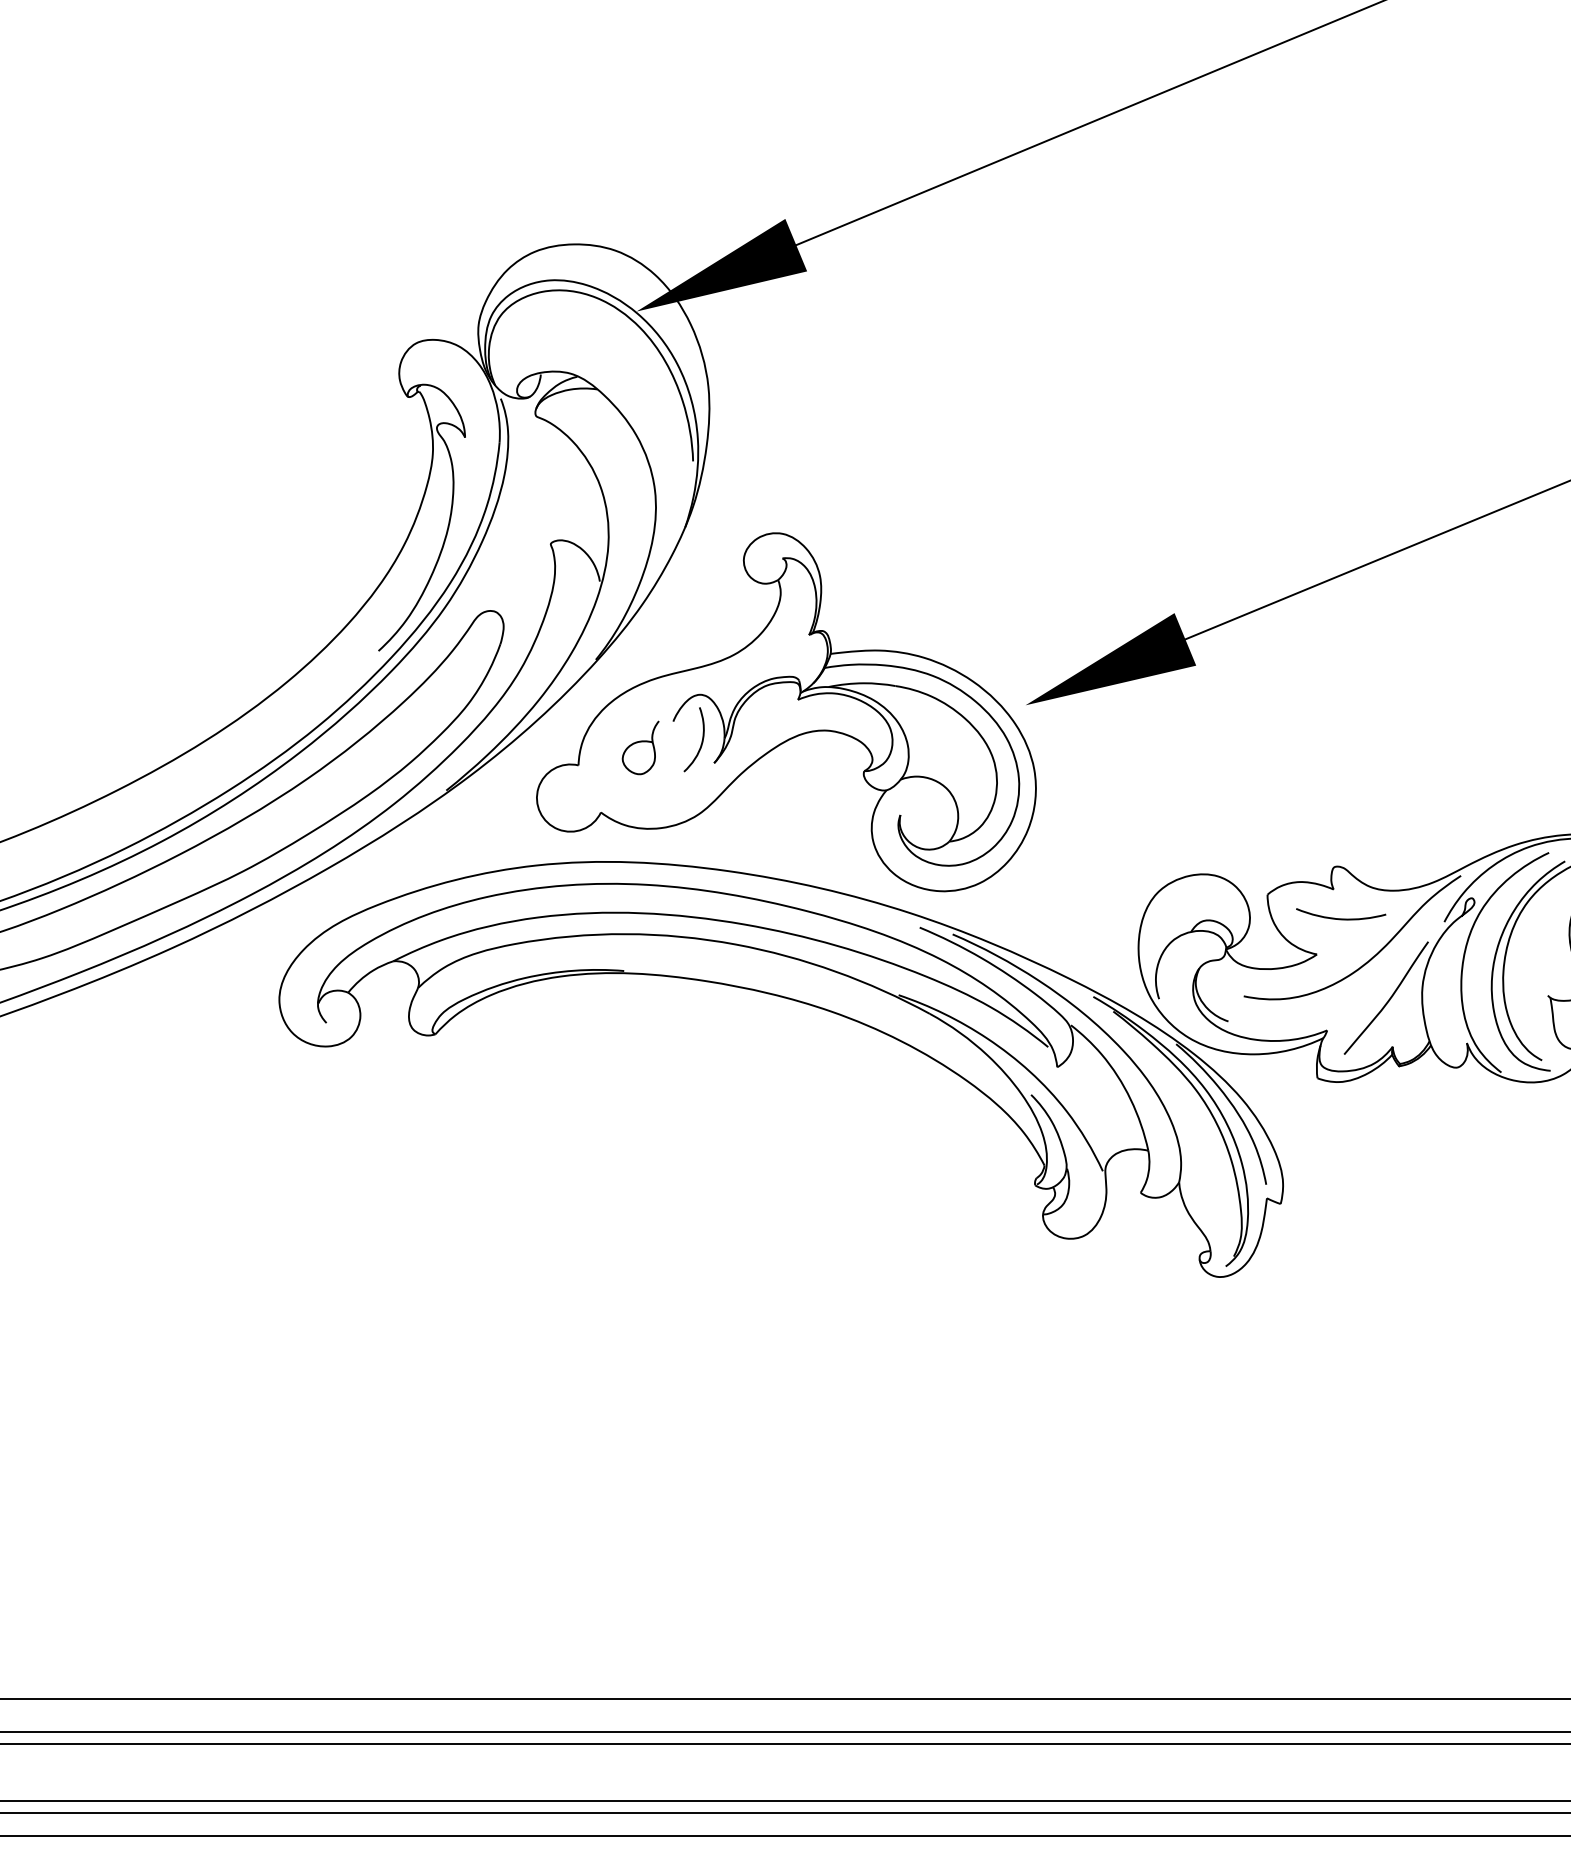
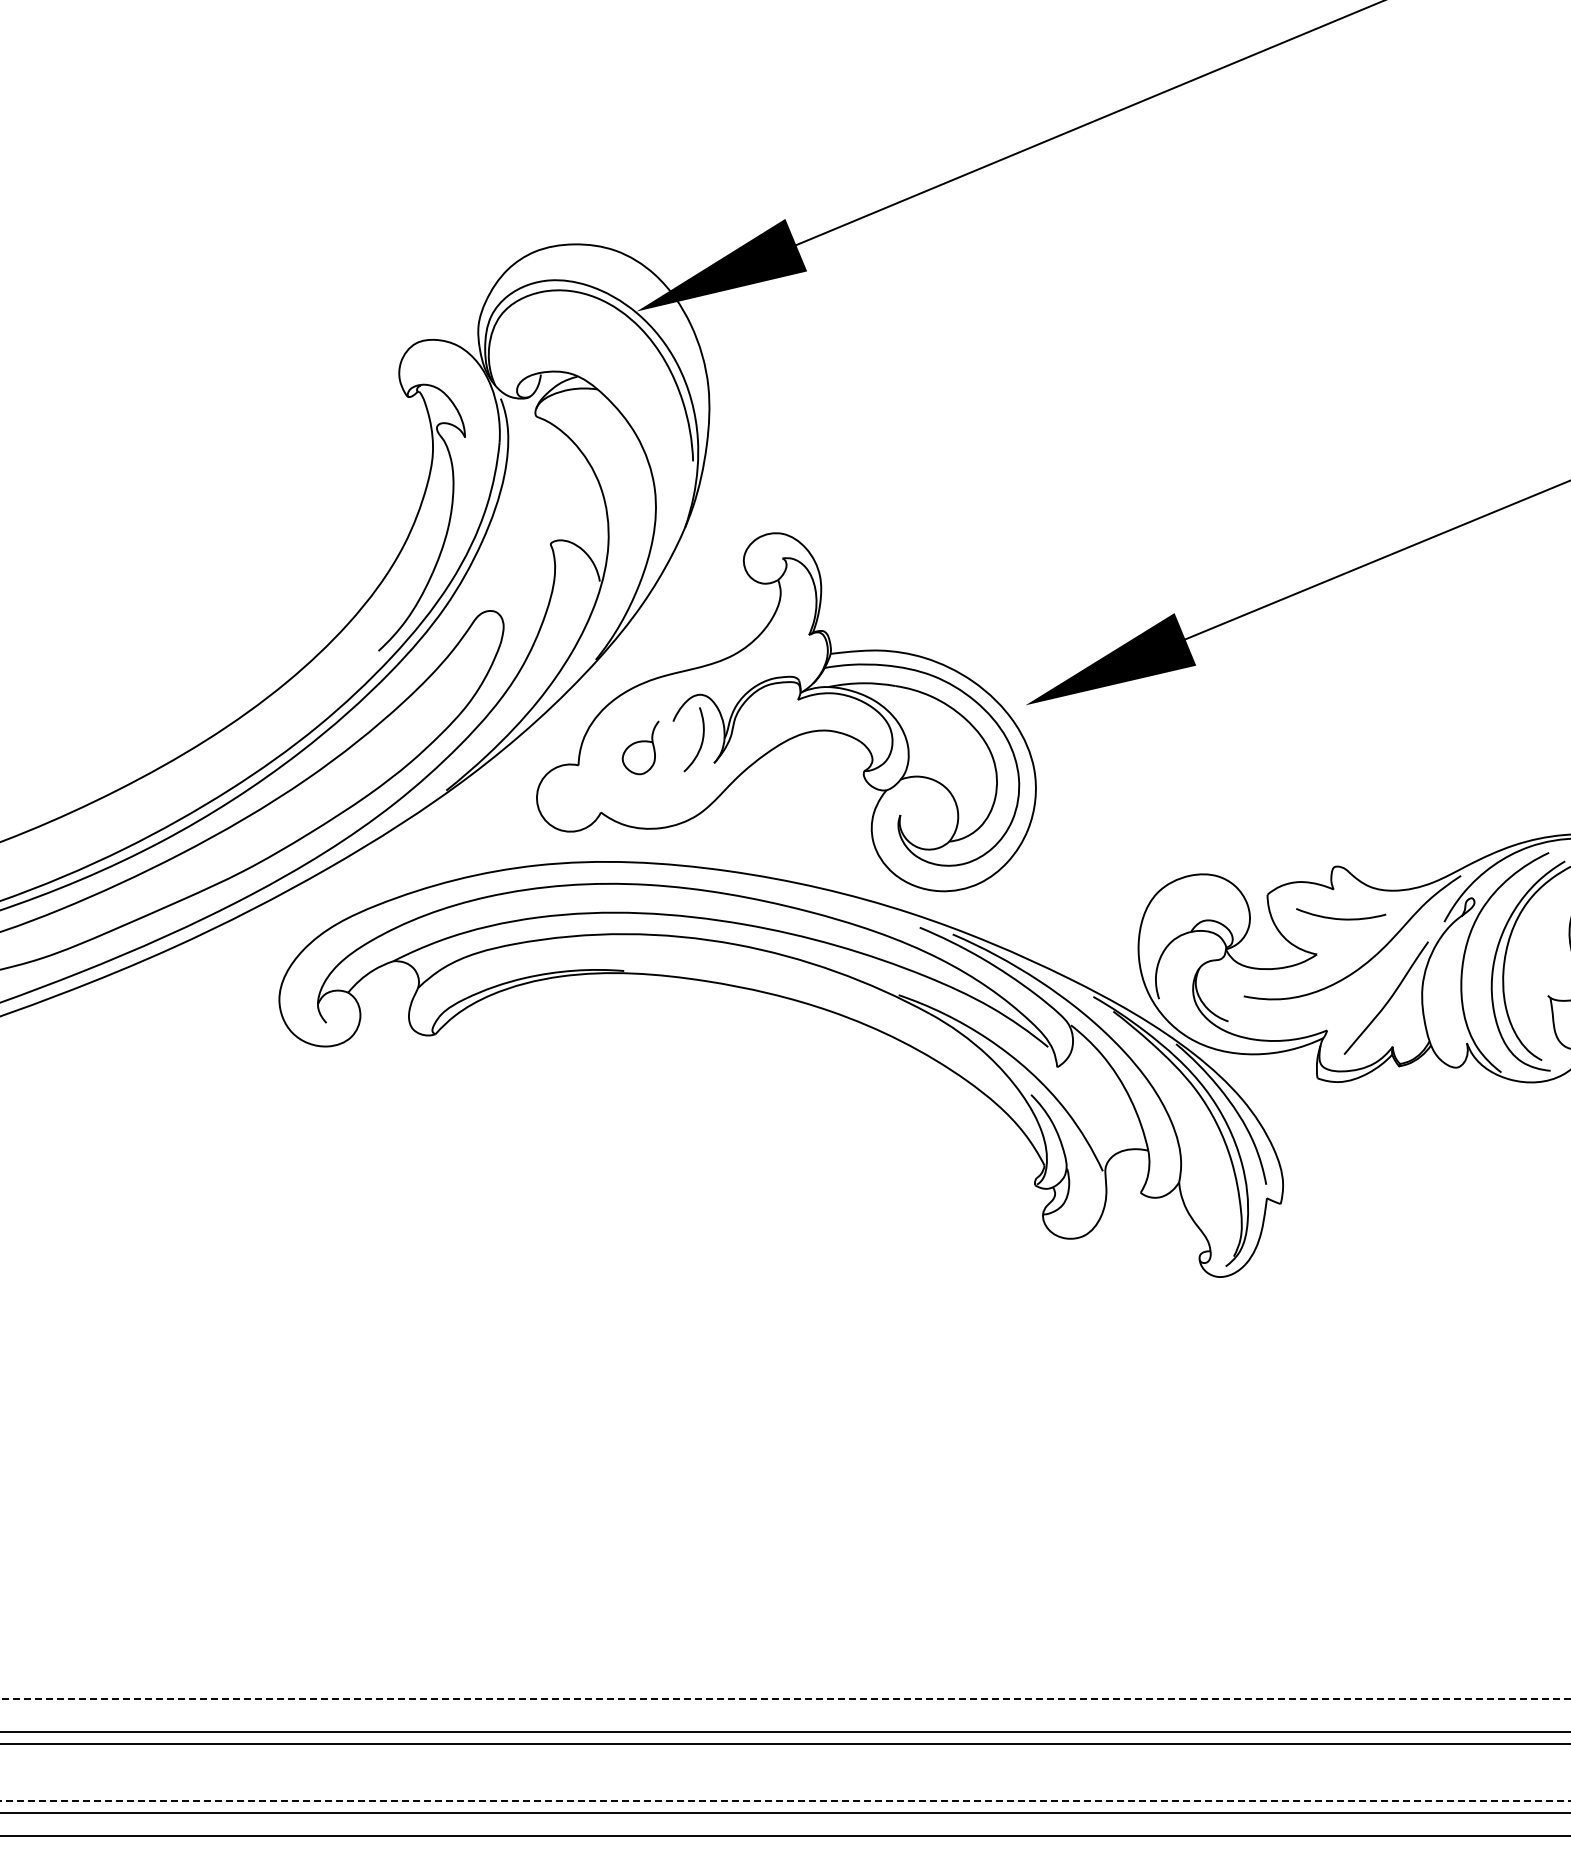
line: solid -> dashed (785, 1699)
line: solid -> dashed (785, 1801)
